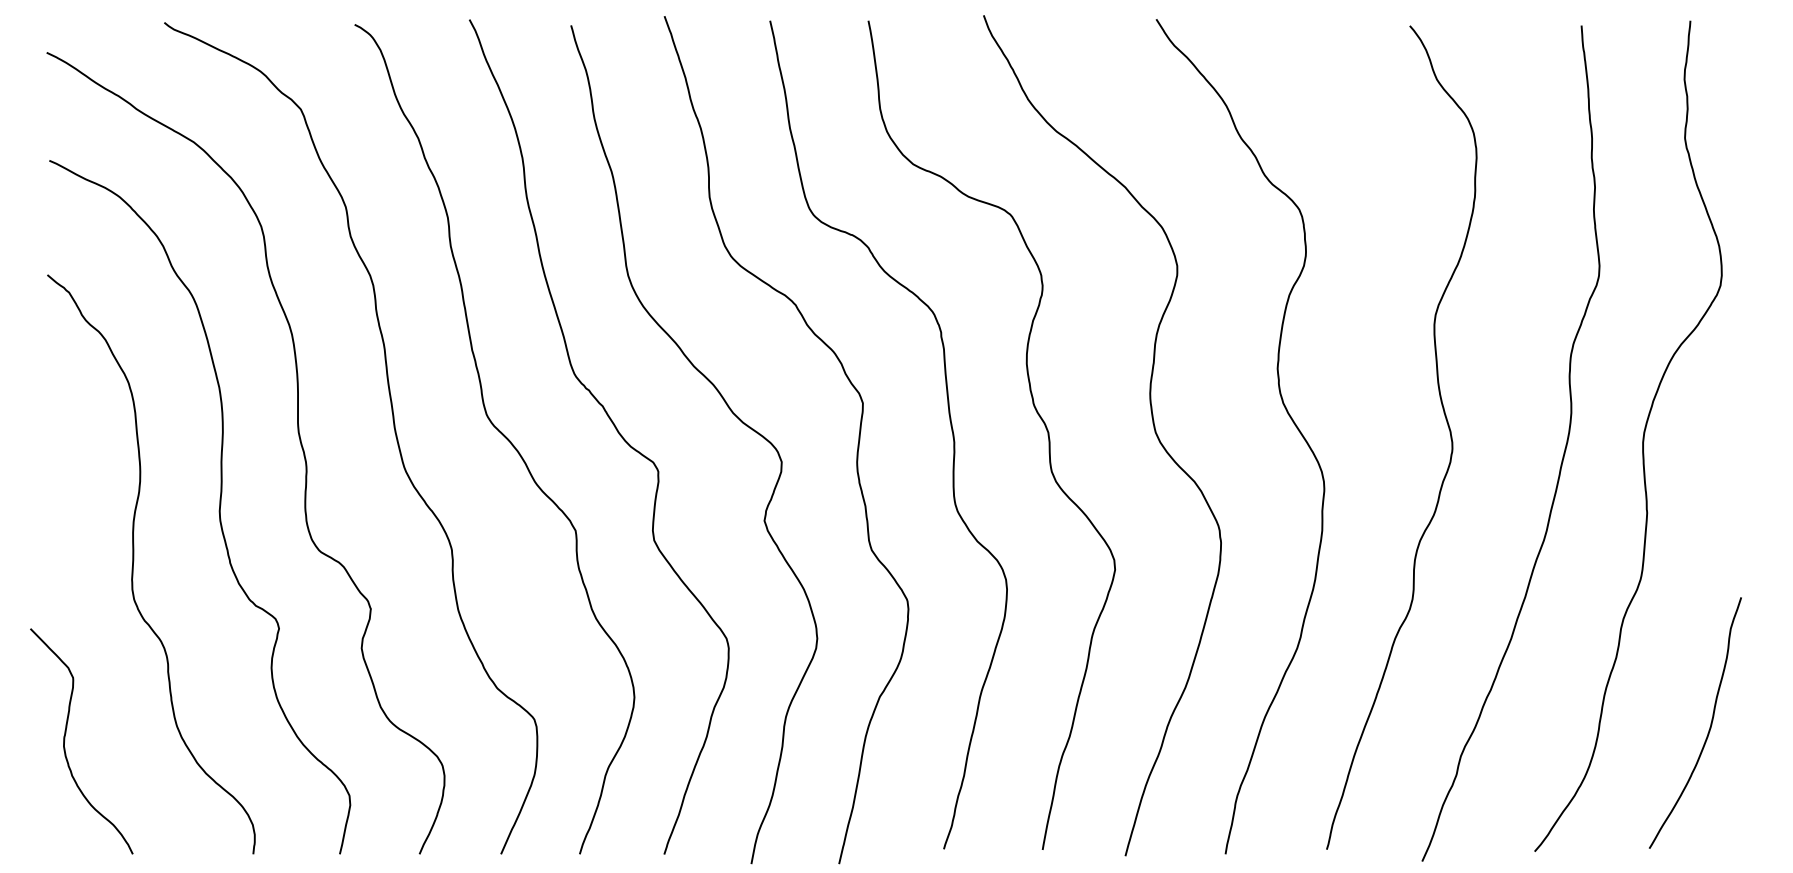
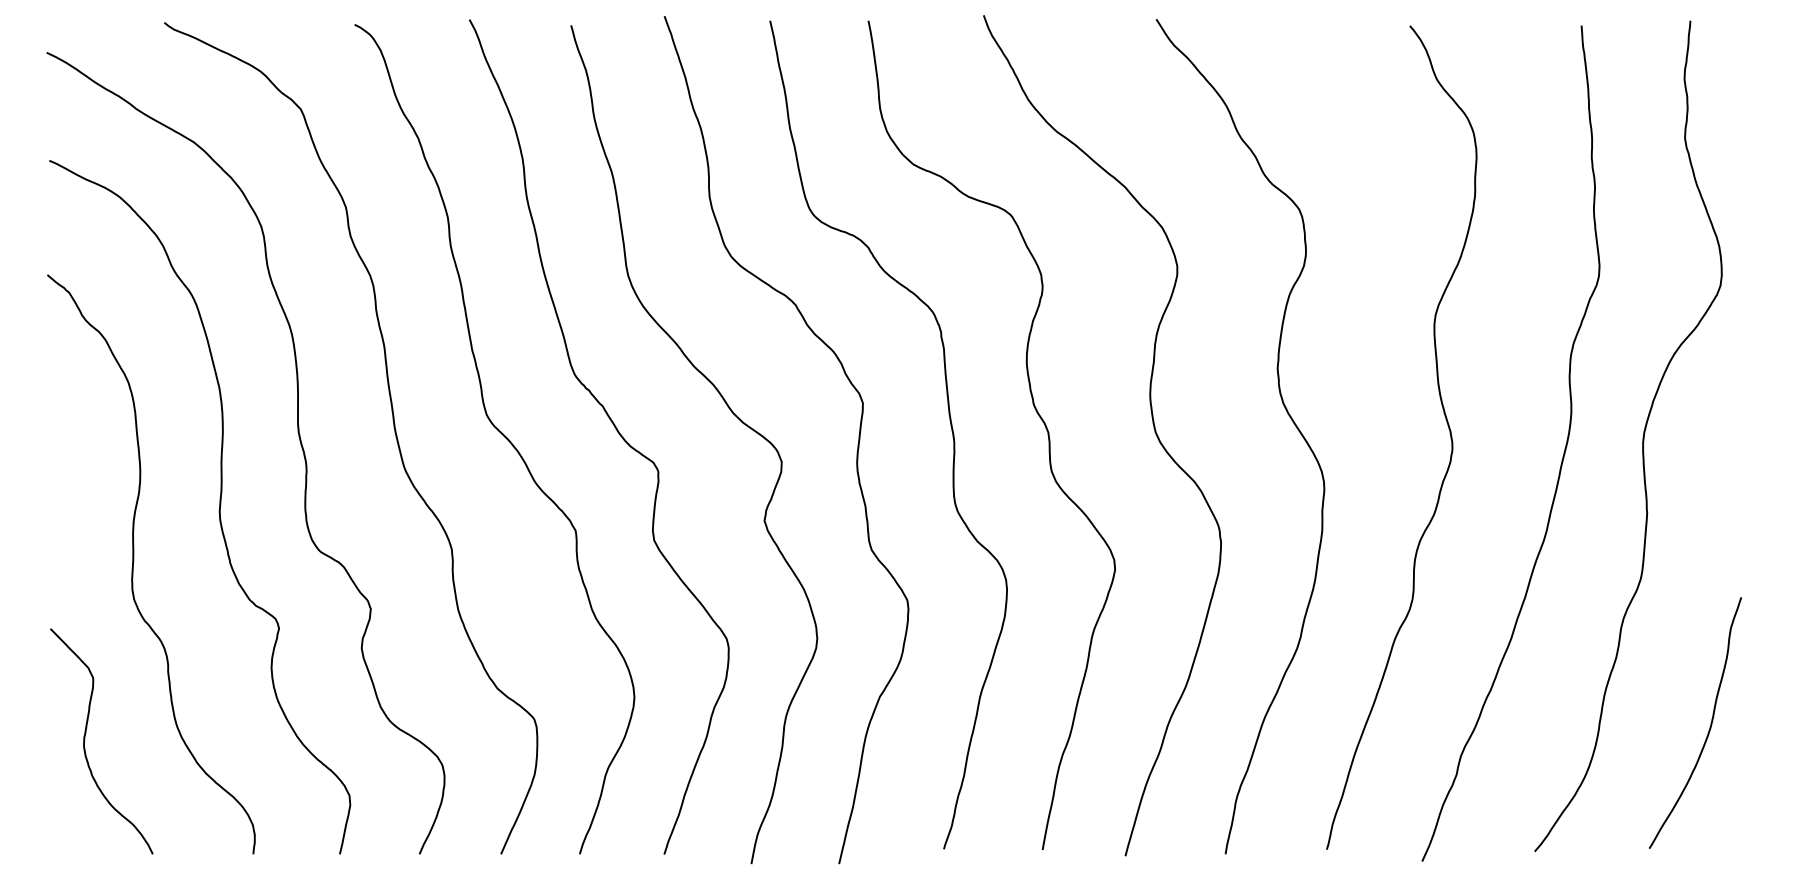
curve position: (65, 740) -> (85, 740) (85, 740)
